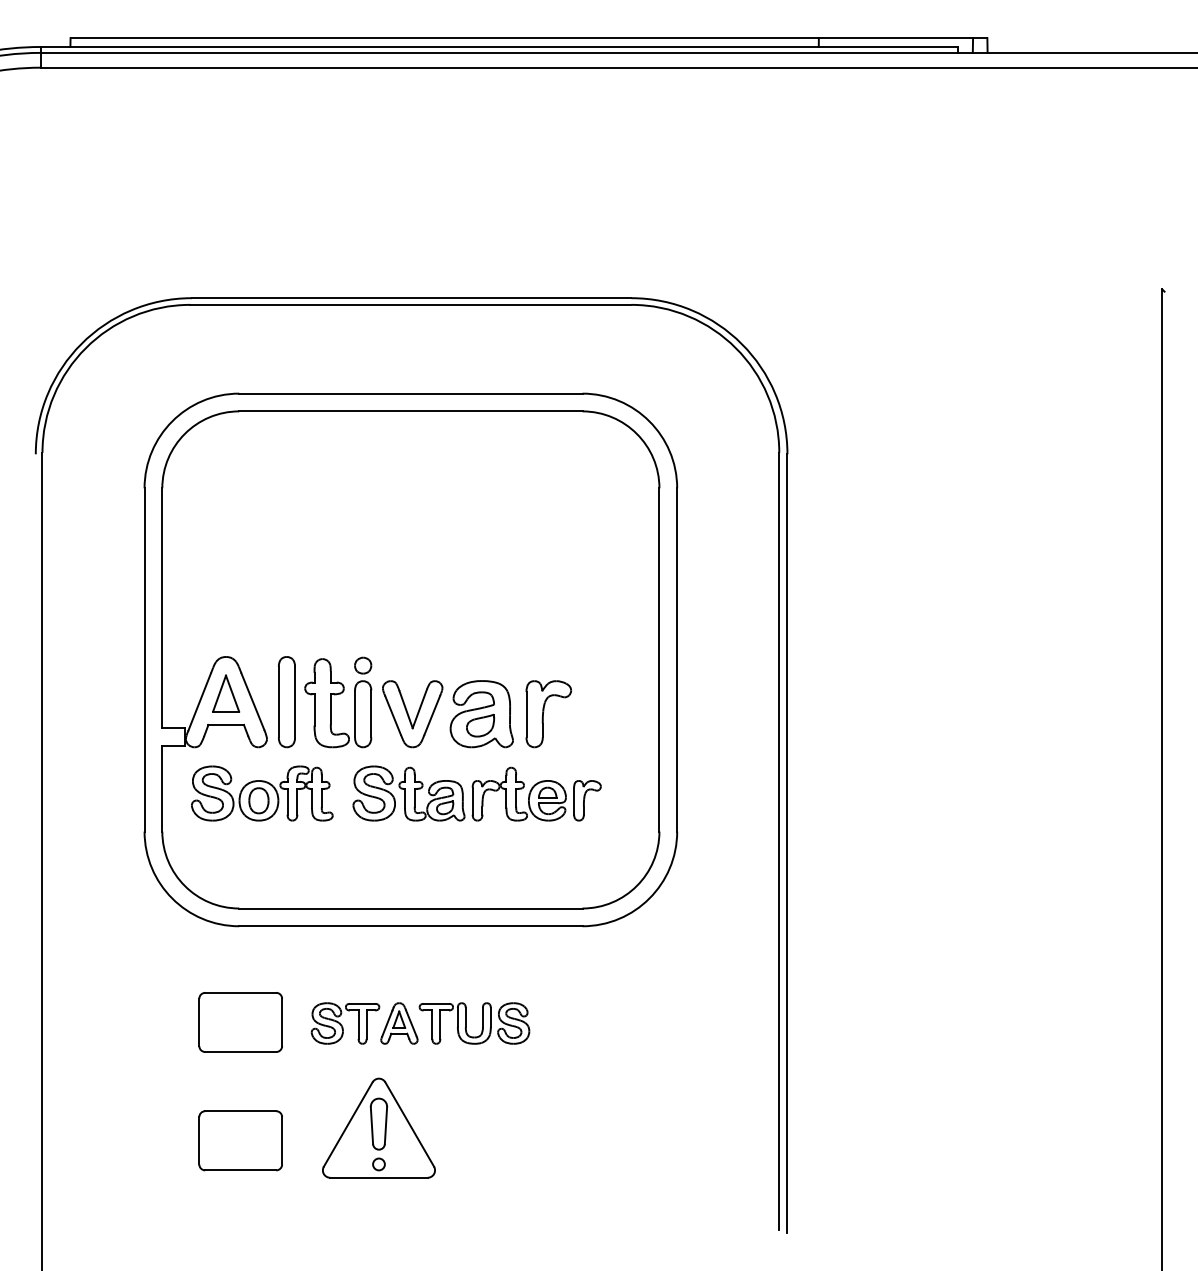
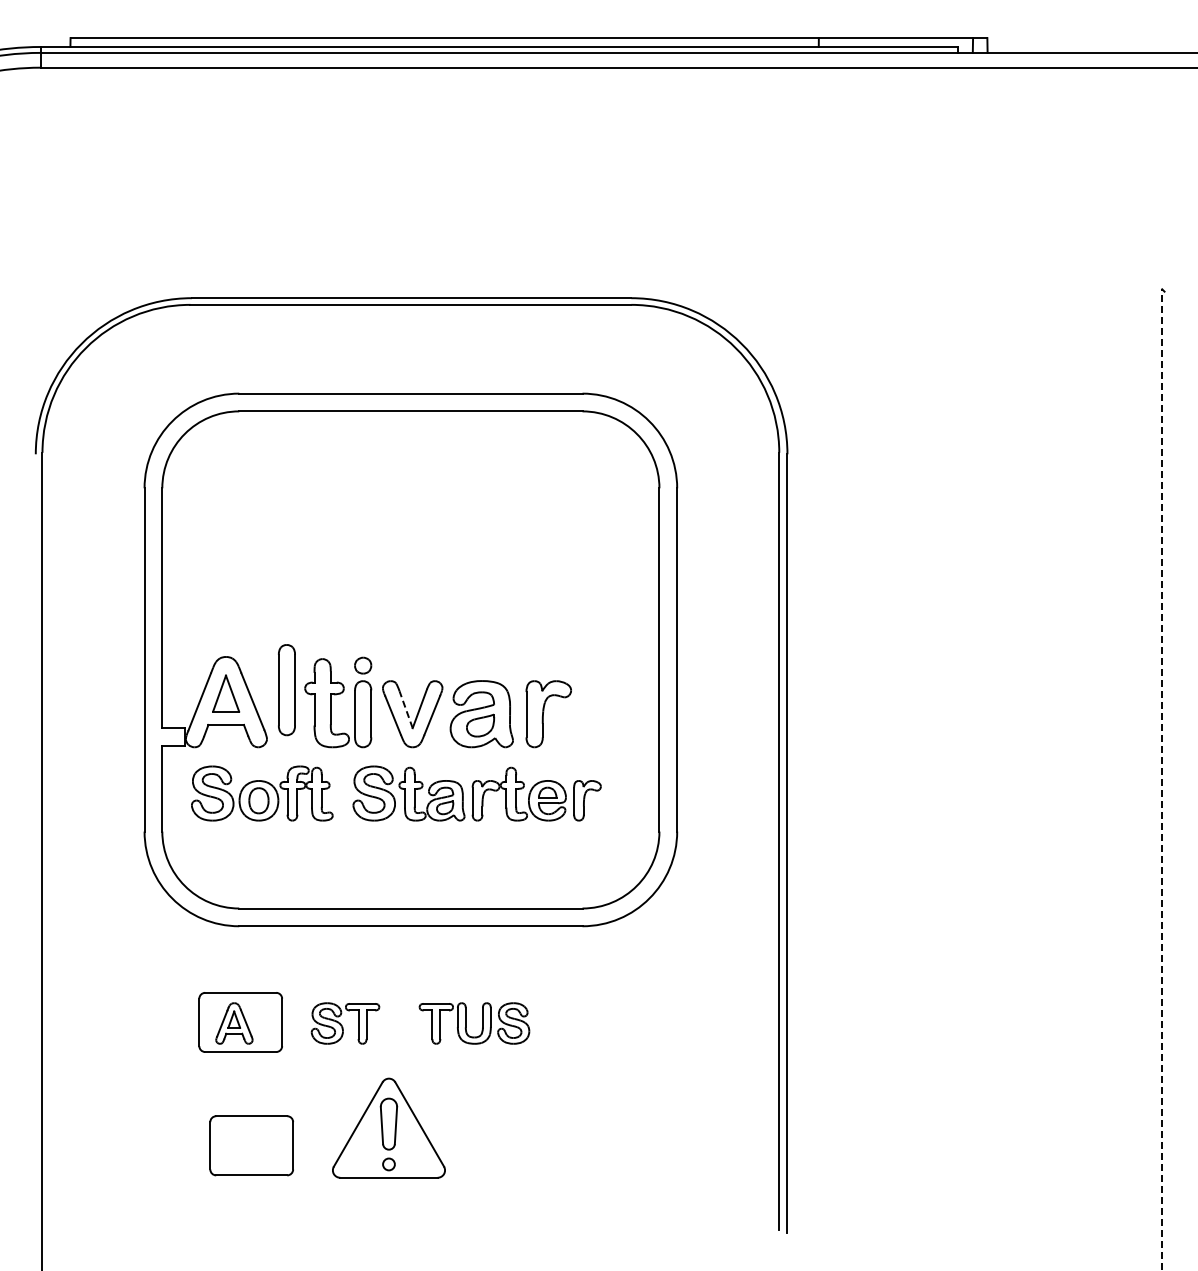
part position: (286, 702) -> (286, 690) (286, 690)
line: solid -> dashed (406, 709)
line: solid -> dashed (1162, 779)
part position: (399, 1023) -> (234, 1023) (234, 1023)
part position: (378, 1127) -> (388, 1127) (388, 1127)
part position: (240, 1140) -> (251, 1145) (251, 1145)
